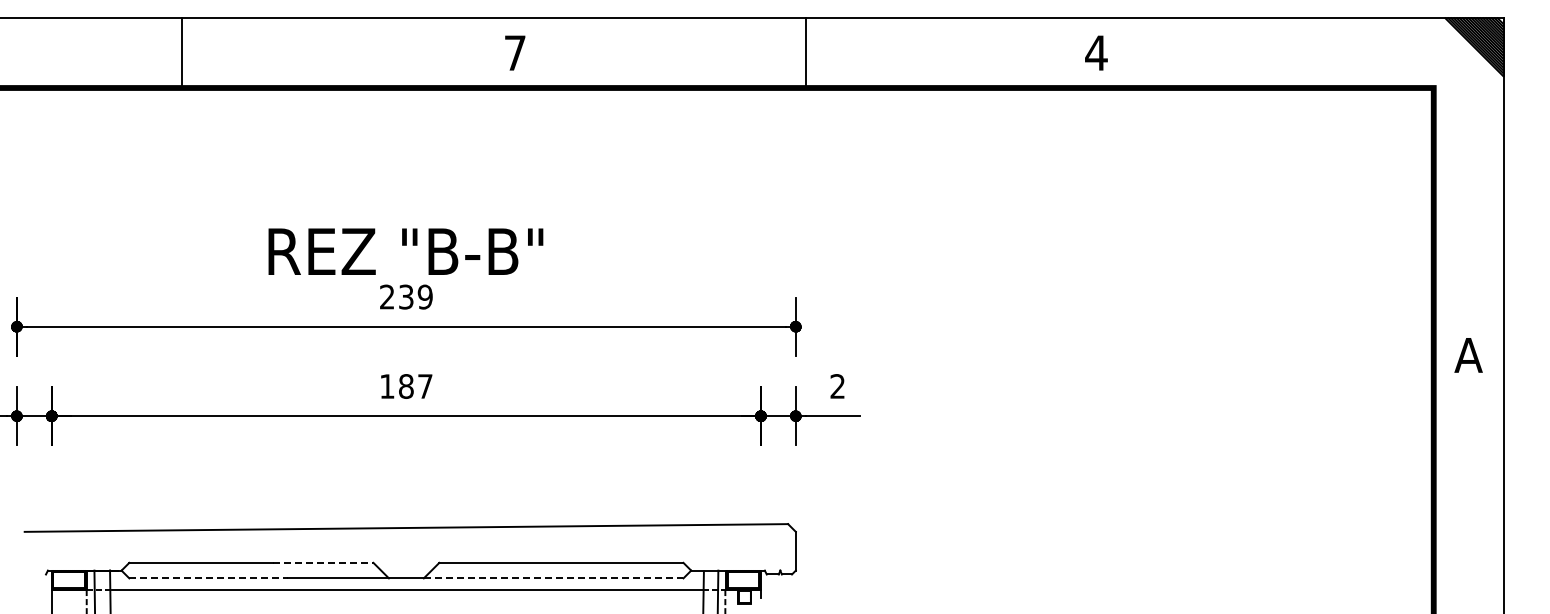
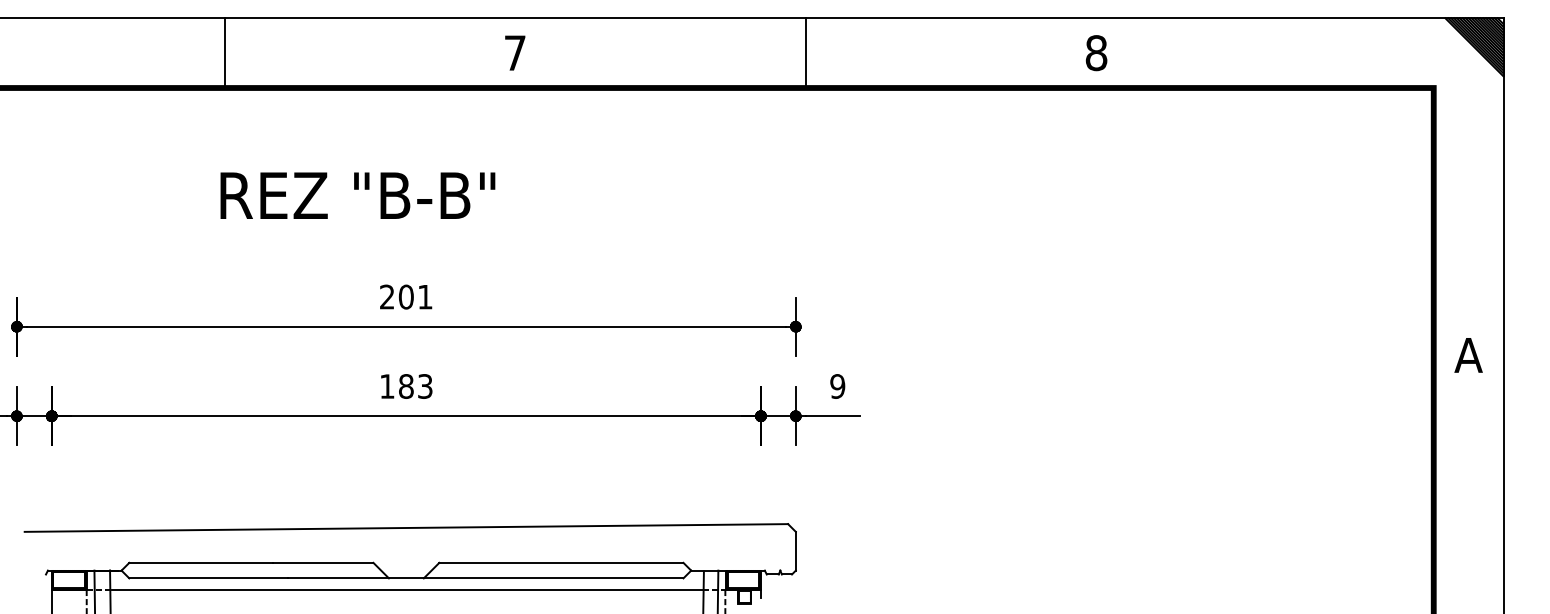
line position: (181, 53) -> (224, 53) (224, 53)
text: 4 -> 8 (1096, 53)
text position: (405, 251) -> (357, 195) (357, 195)
text: 239 -> 201 (415, 296)
text: 187 -> 183 (425, 386)
text: 2 -> 9 (837, 386)
line: dashed -> solid (323, 562)
line: dashed -> solid (209, 578)
line: dashed -> solid (553, 578)
